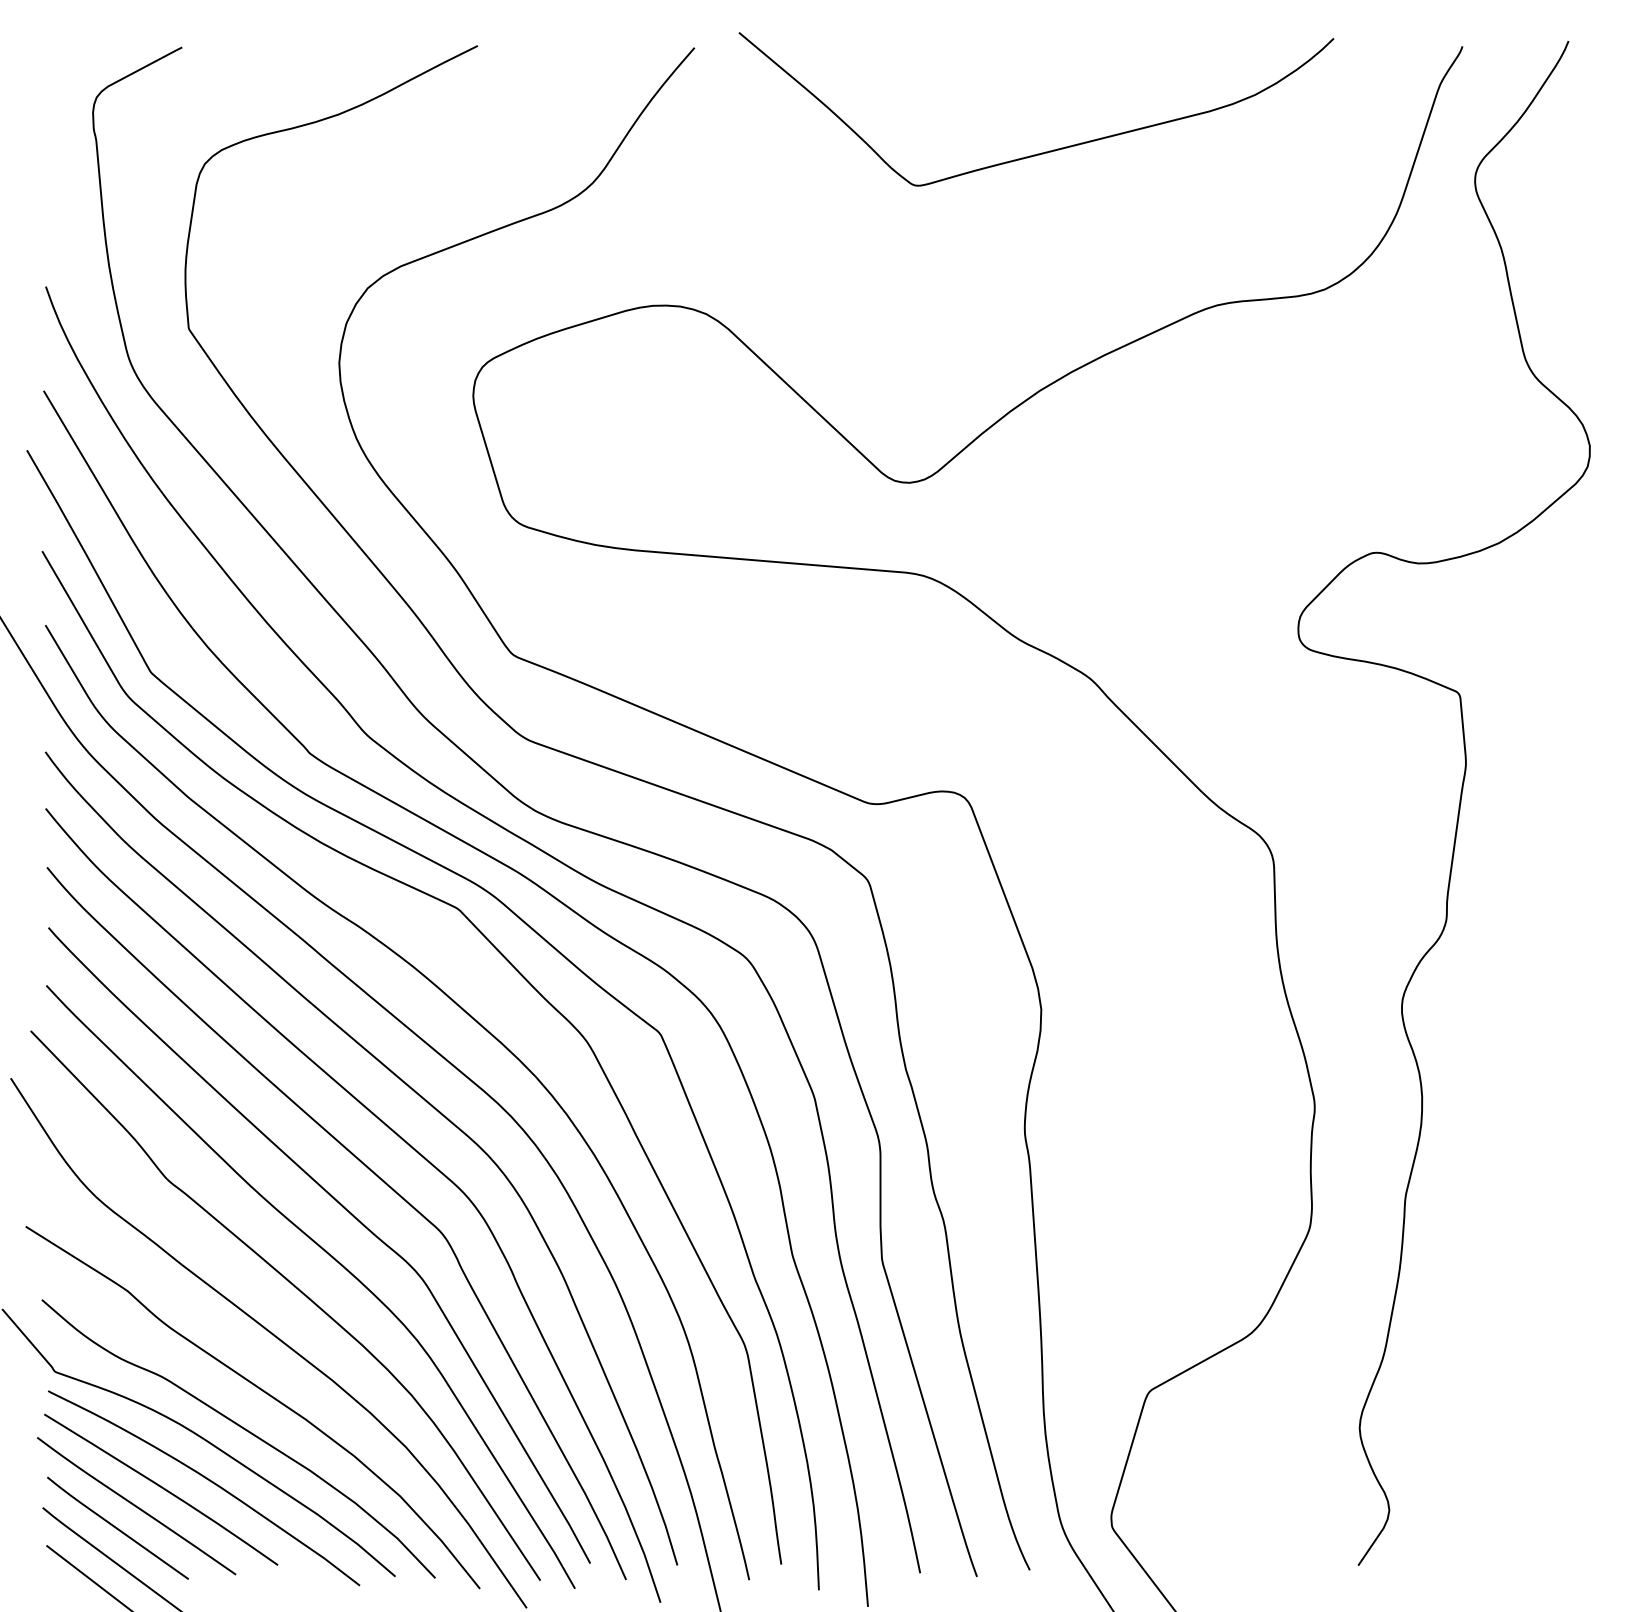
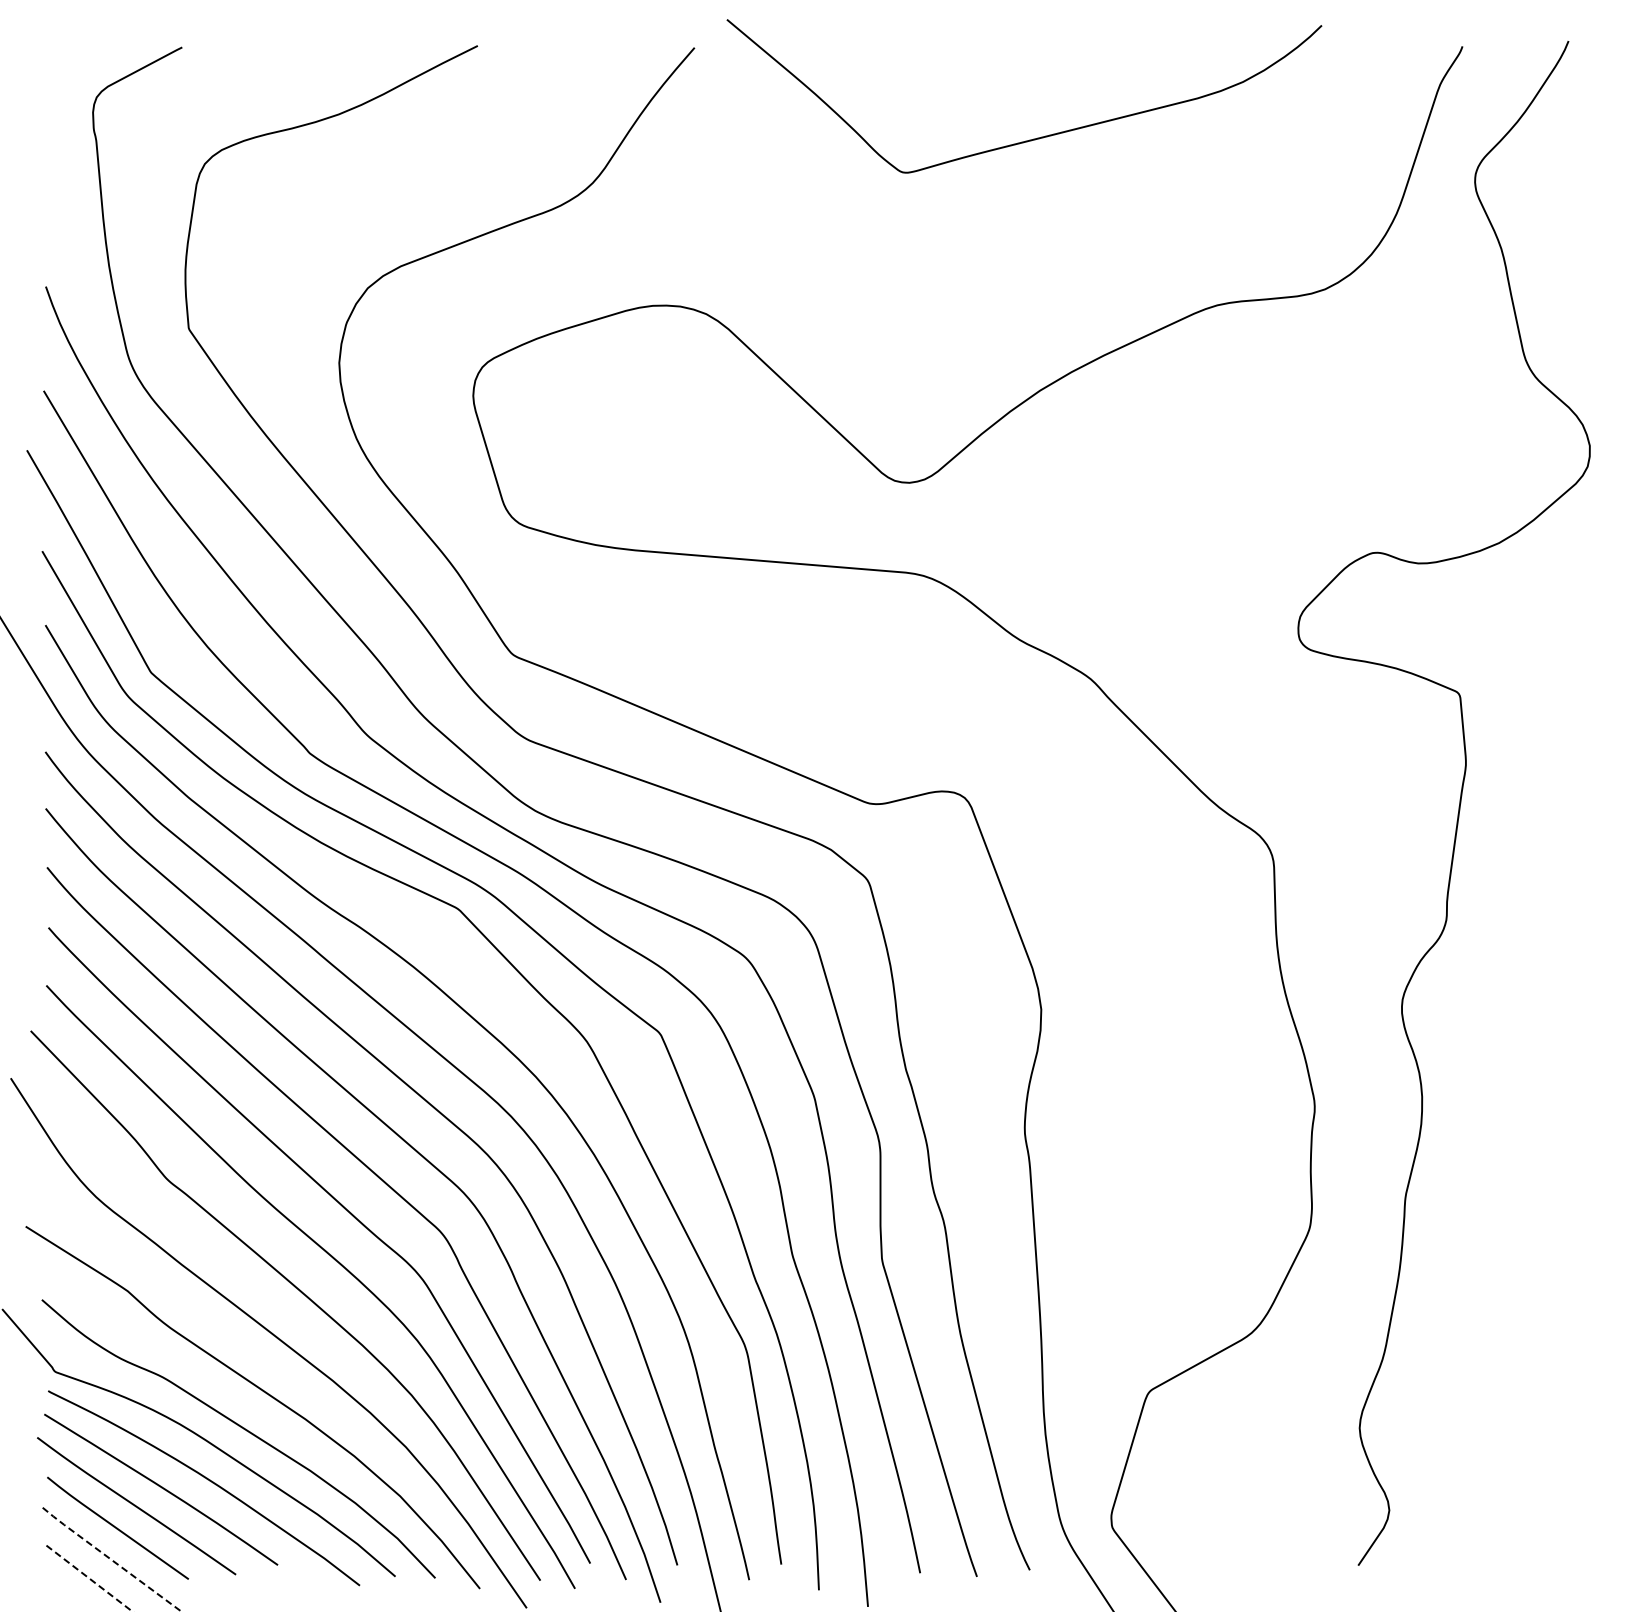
curve position: (1045, 151) -> (1033, 138) (1033, 138)
line: solid -> dashed (110, 1559)
line: solid -> dashed (89, 1578)
